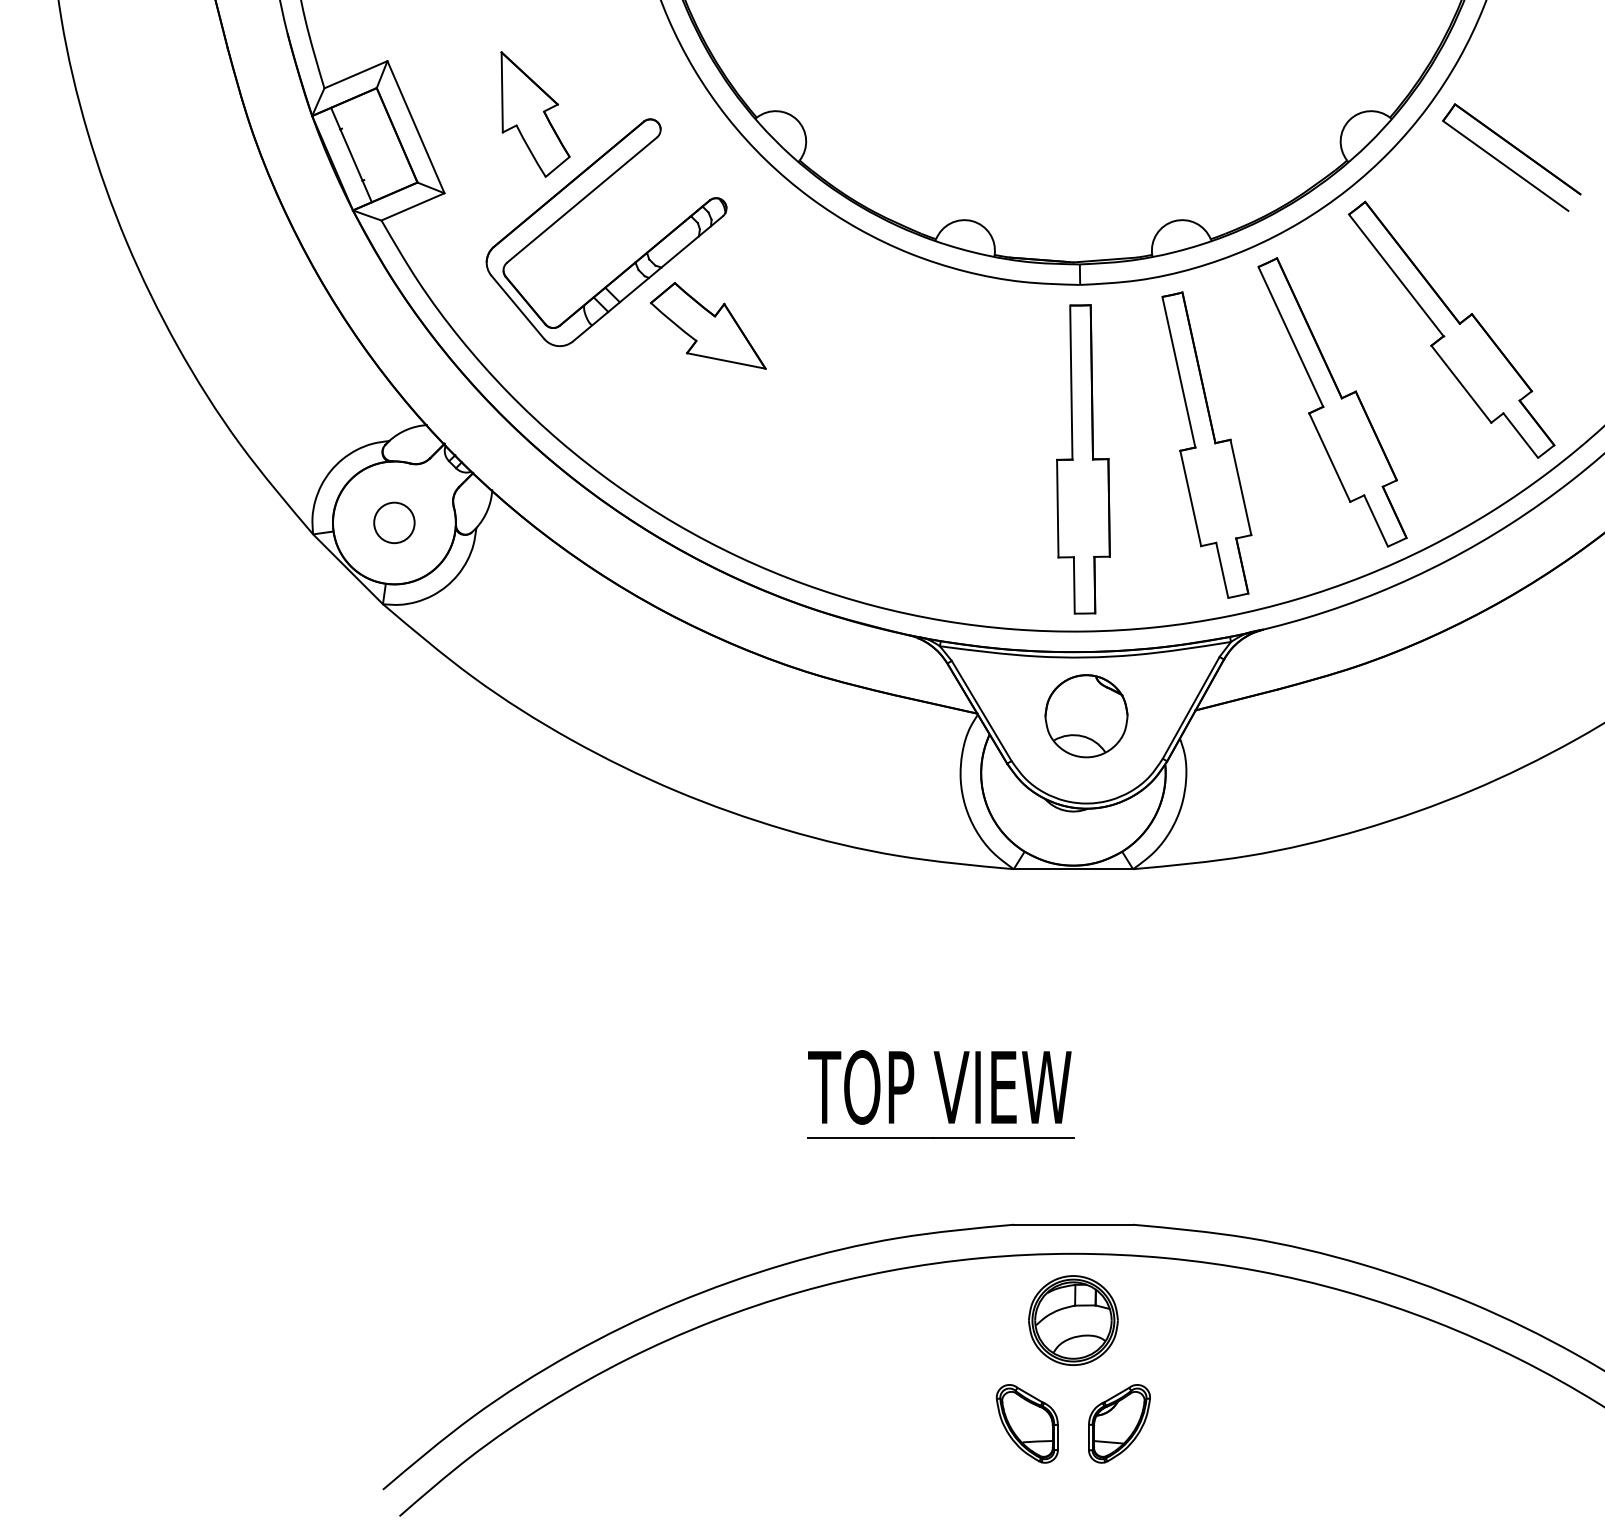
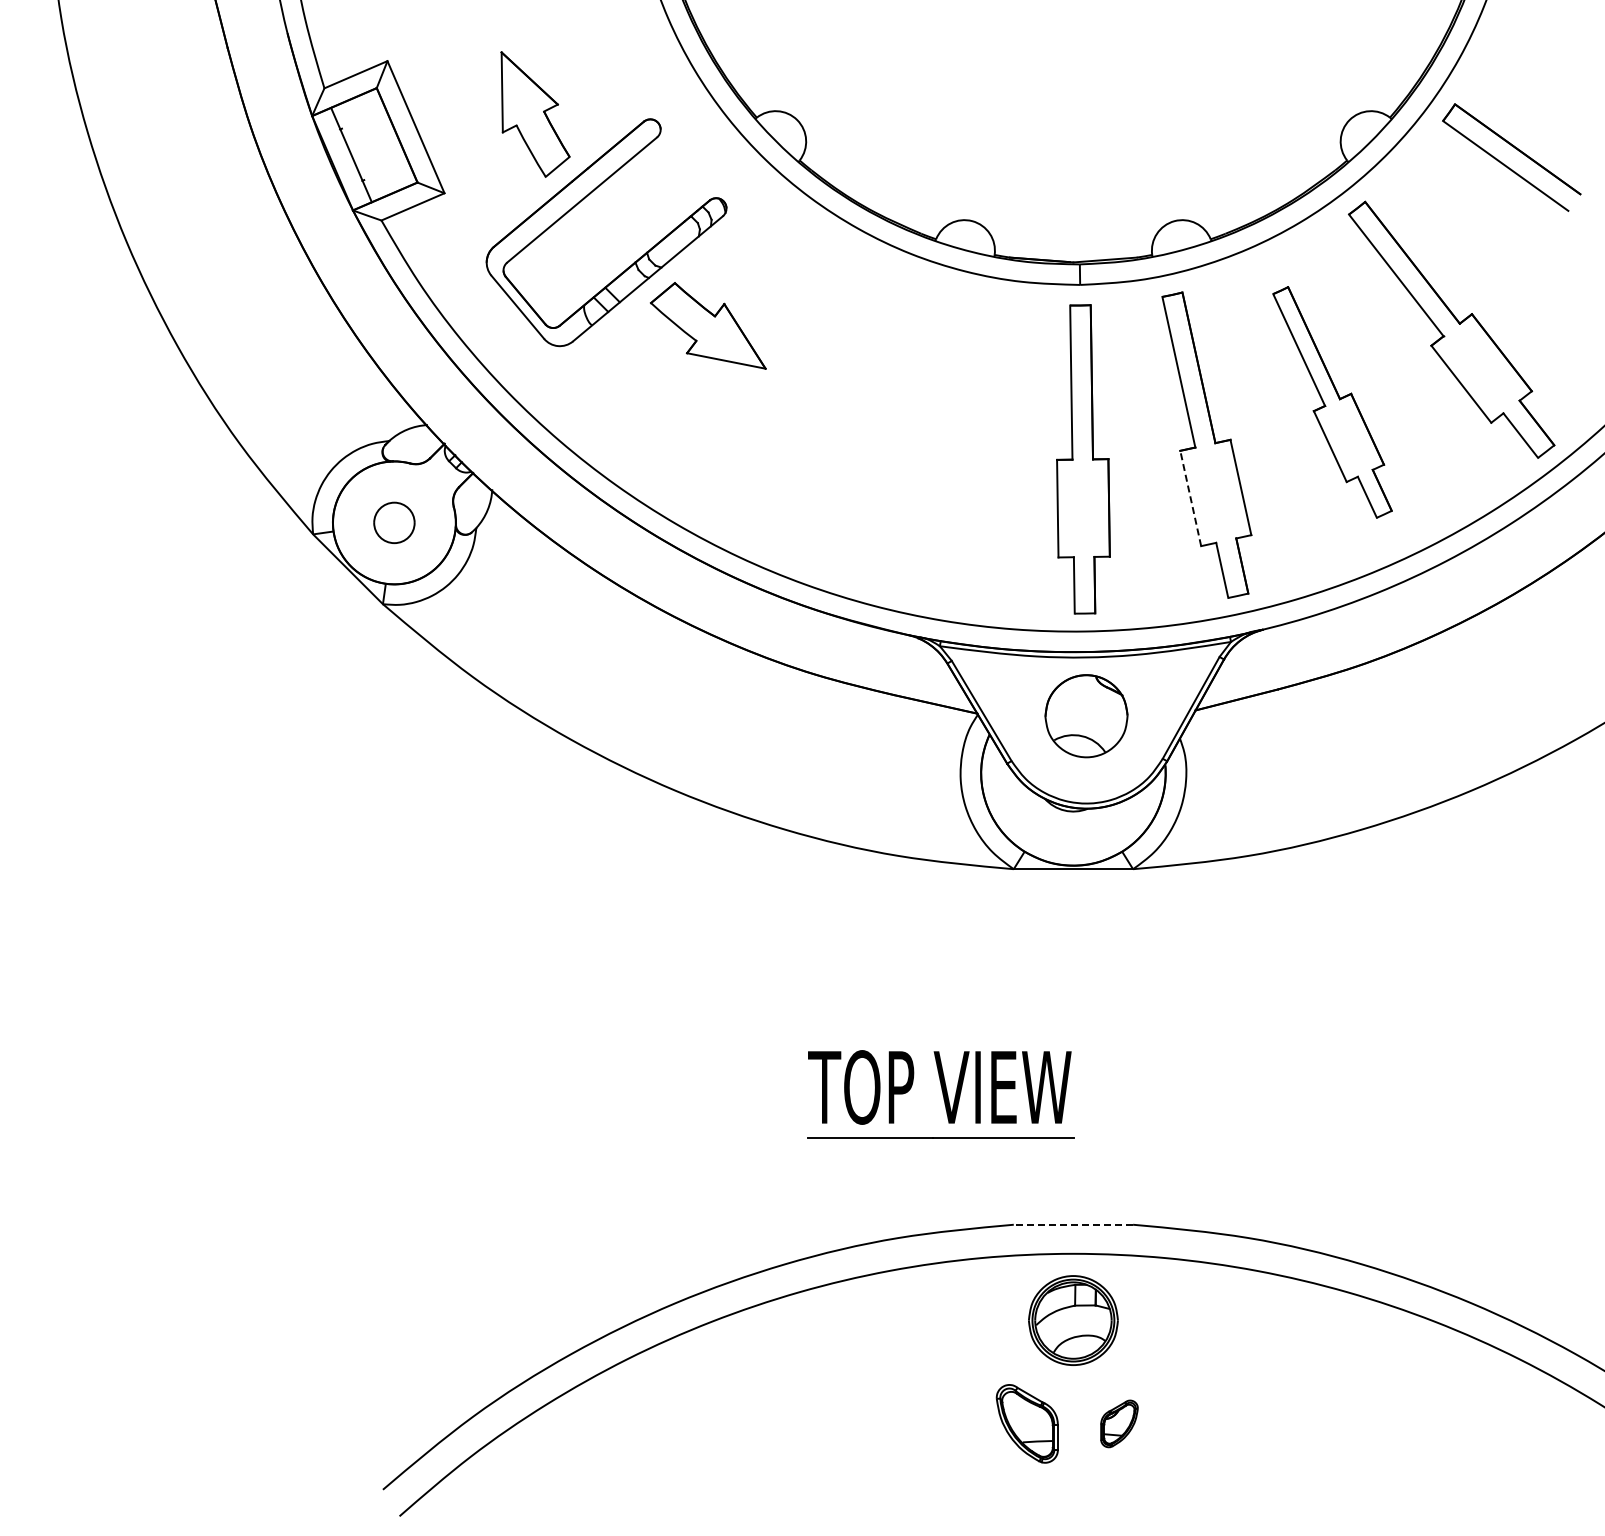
part size: 151x291 px -> 121x233 px (1332, 402)
line: solid -> dashed (1190, 498)
line: solid -> dashed (1073, 1224)
part size: 63x80 px -> 39x50 px (1119, 1423)
